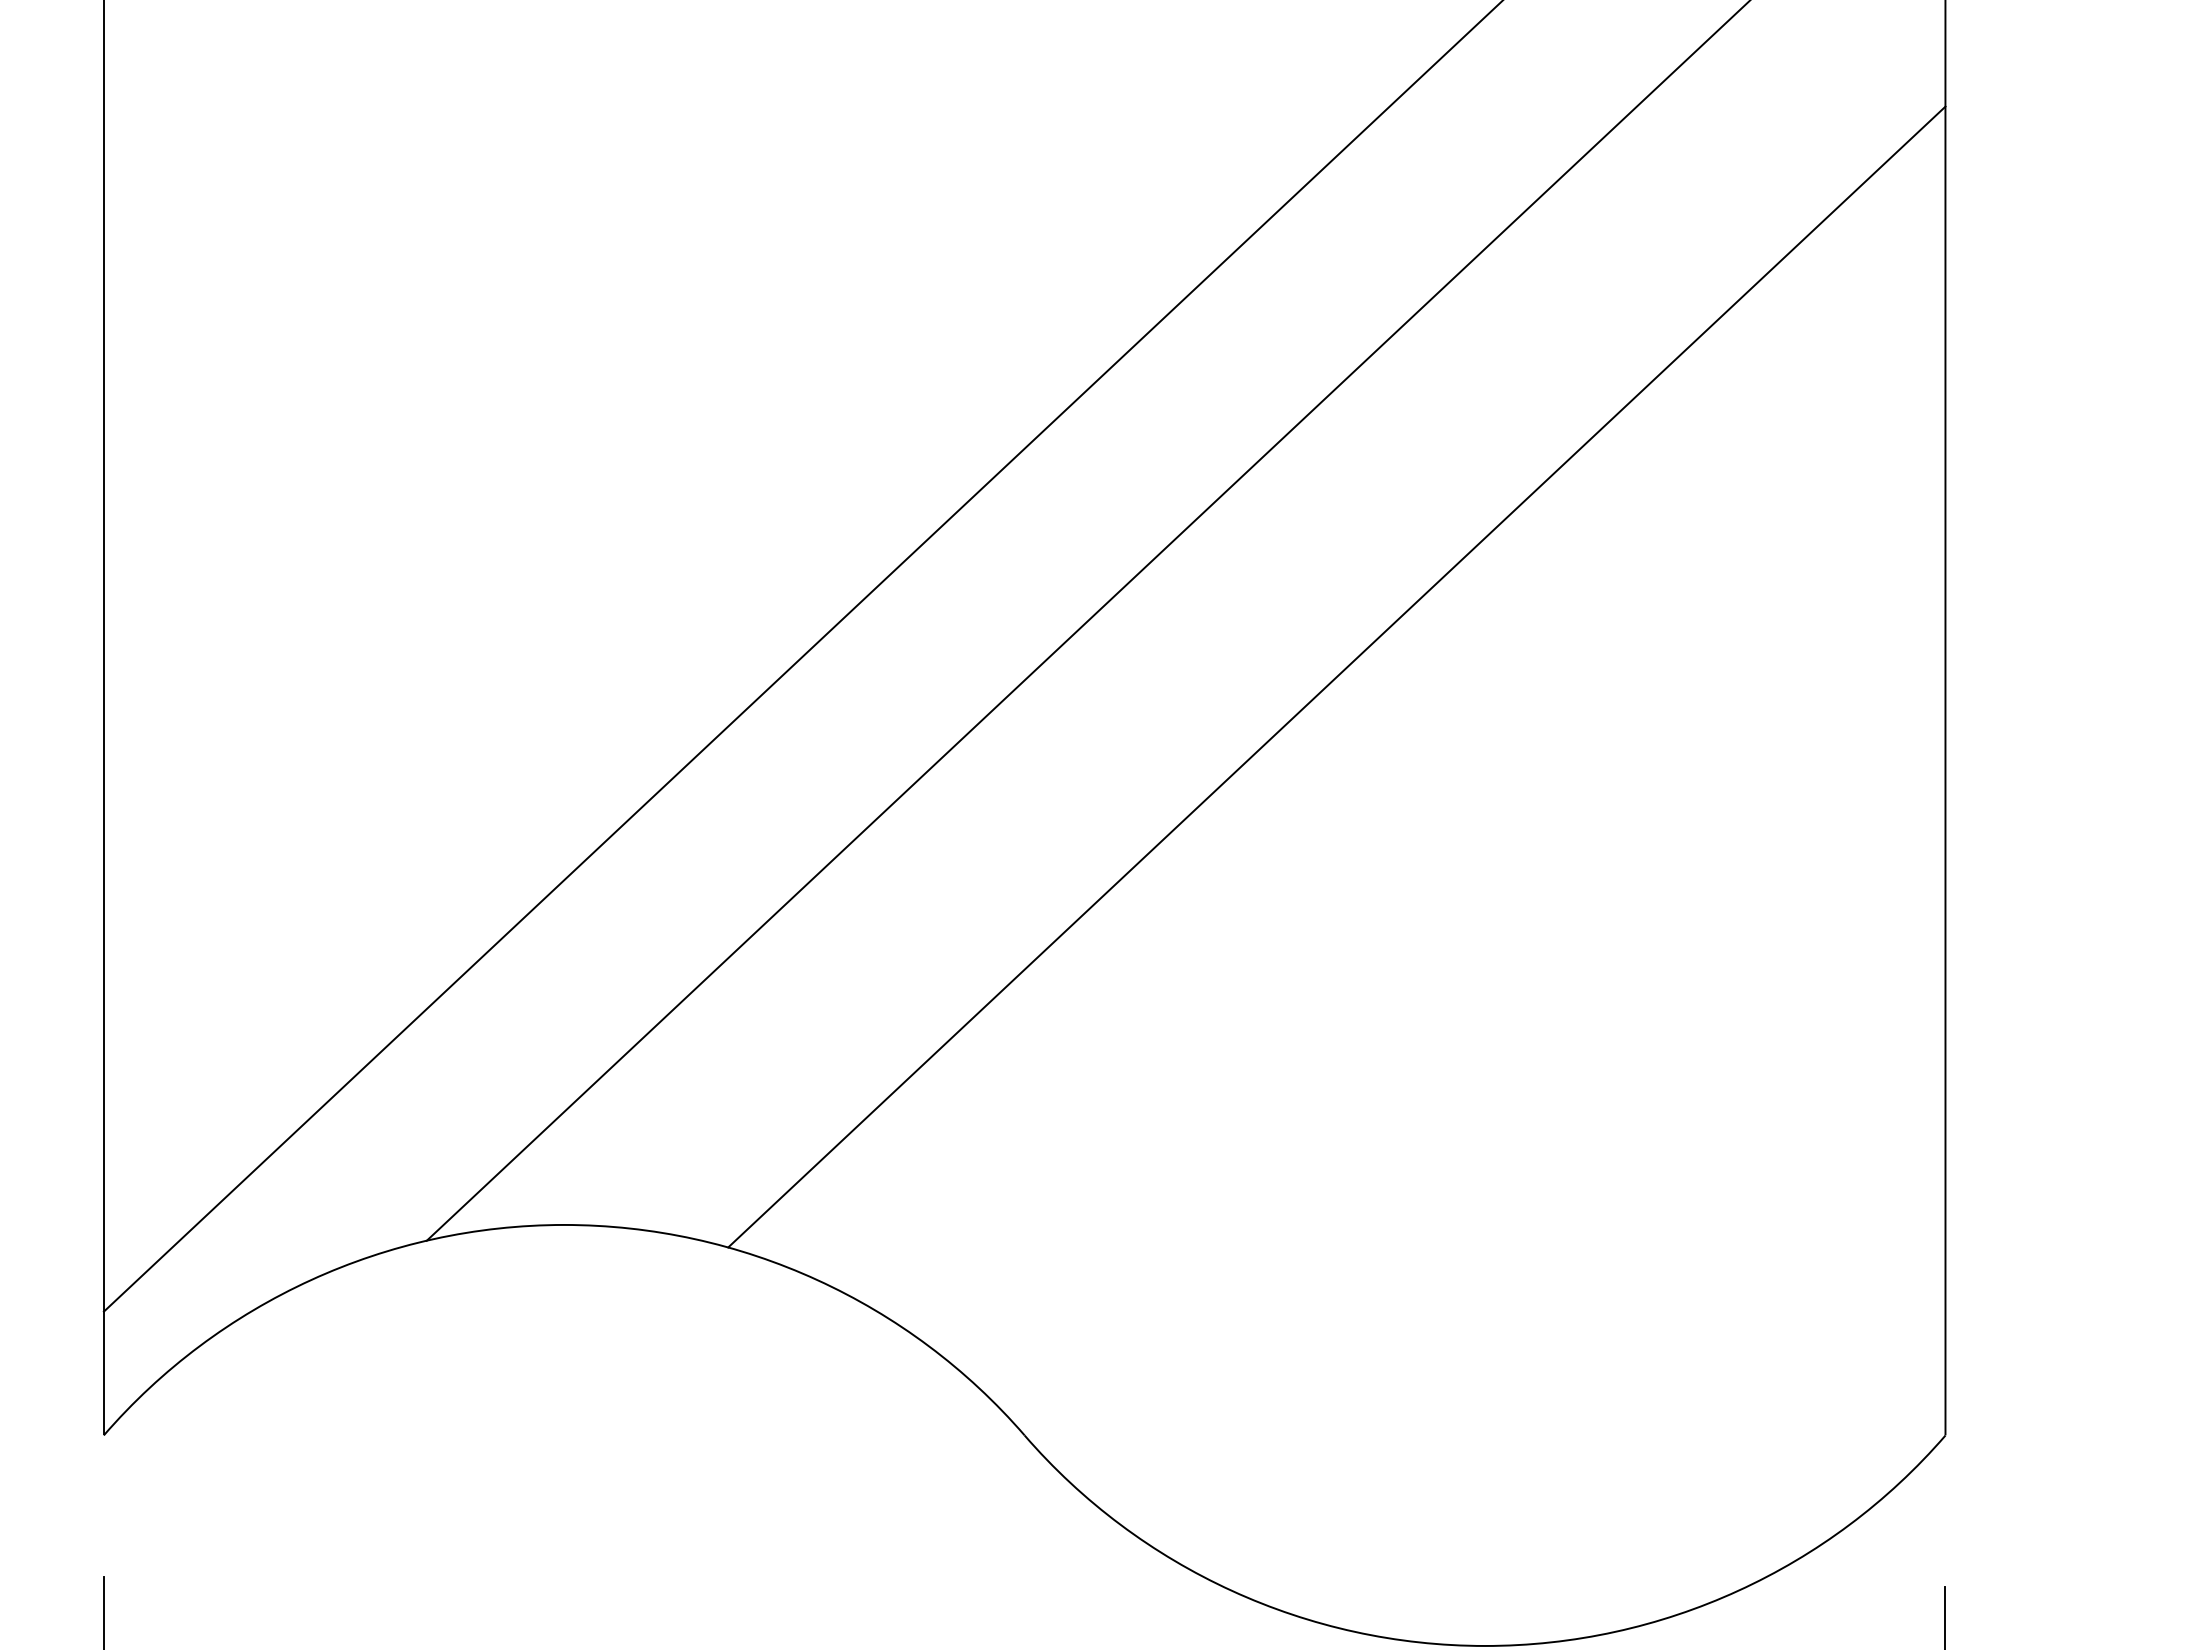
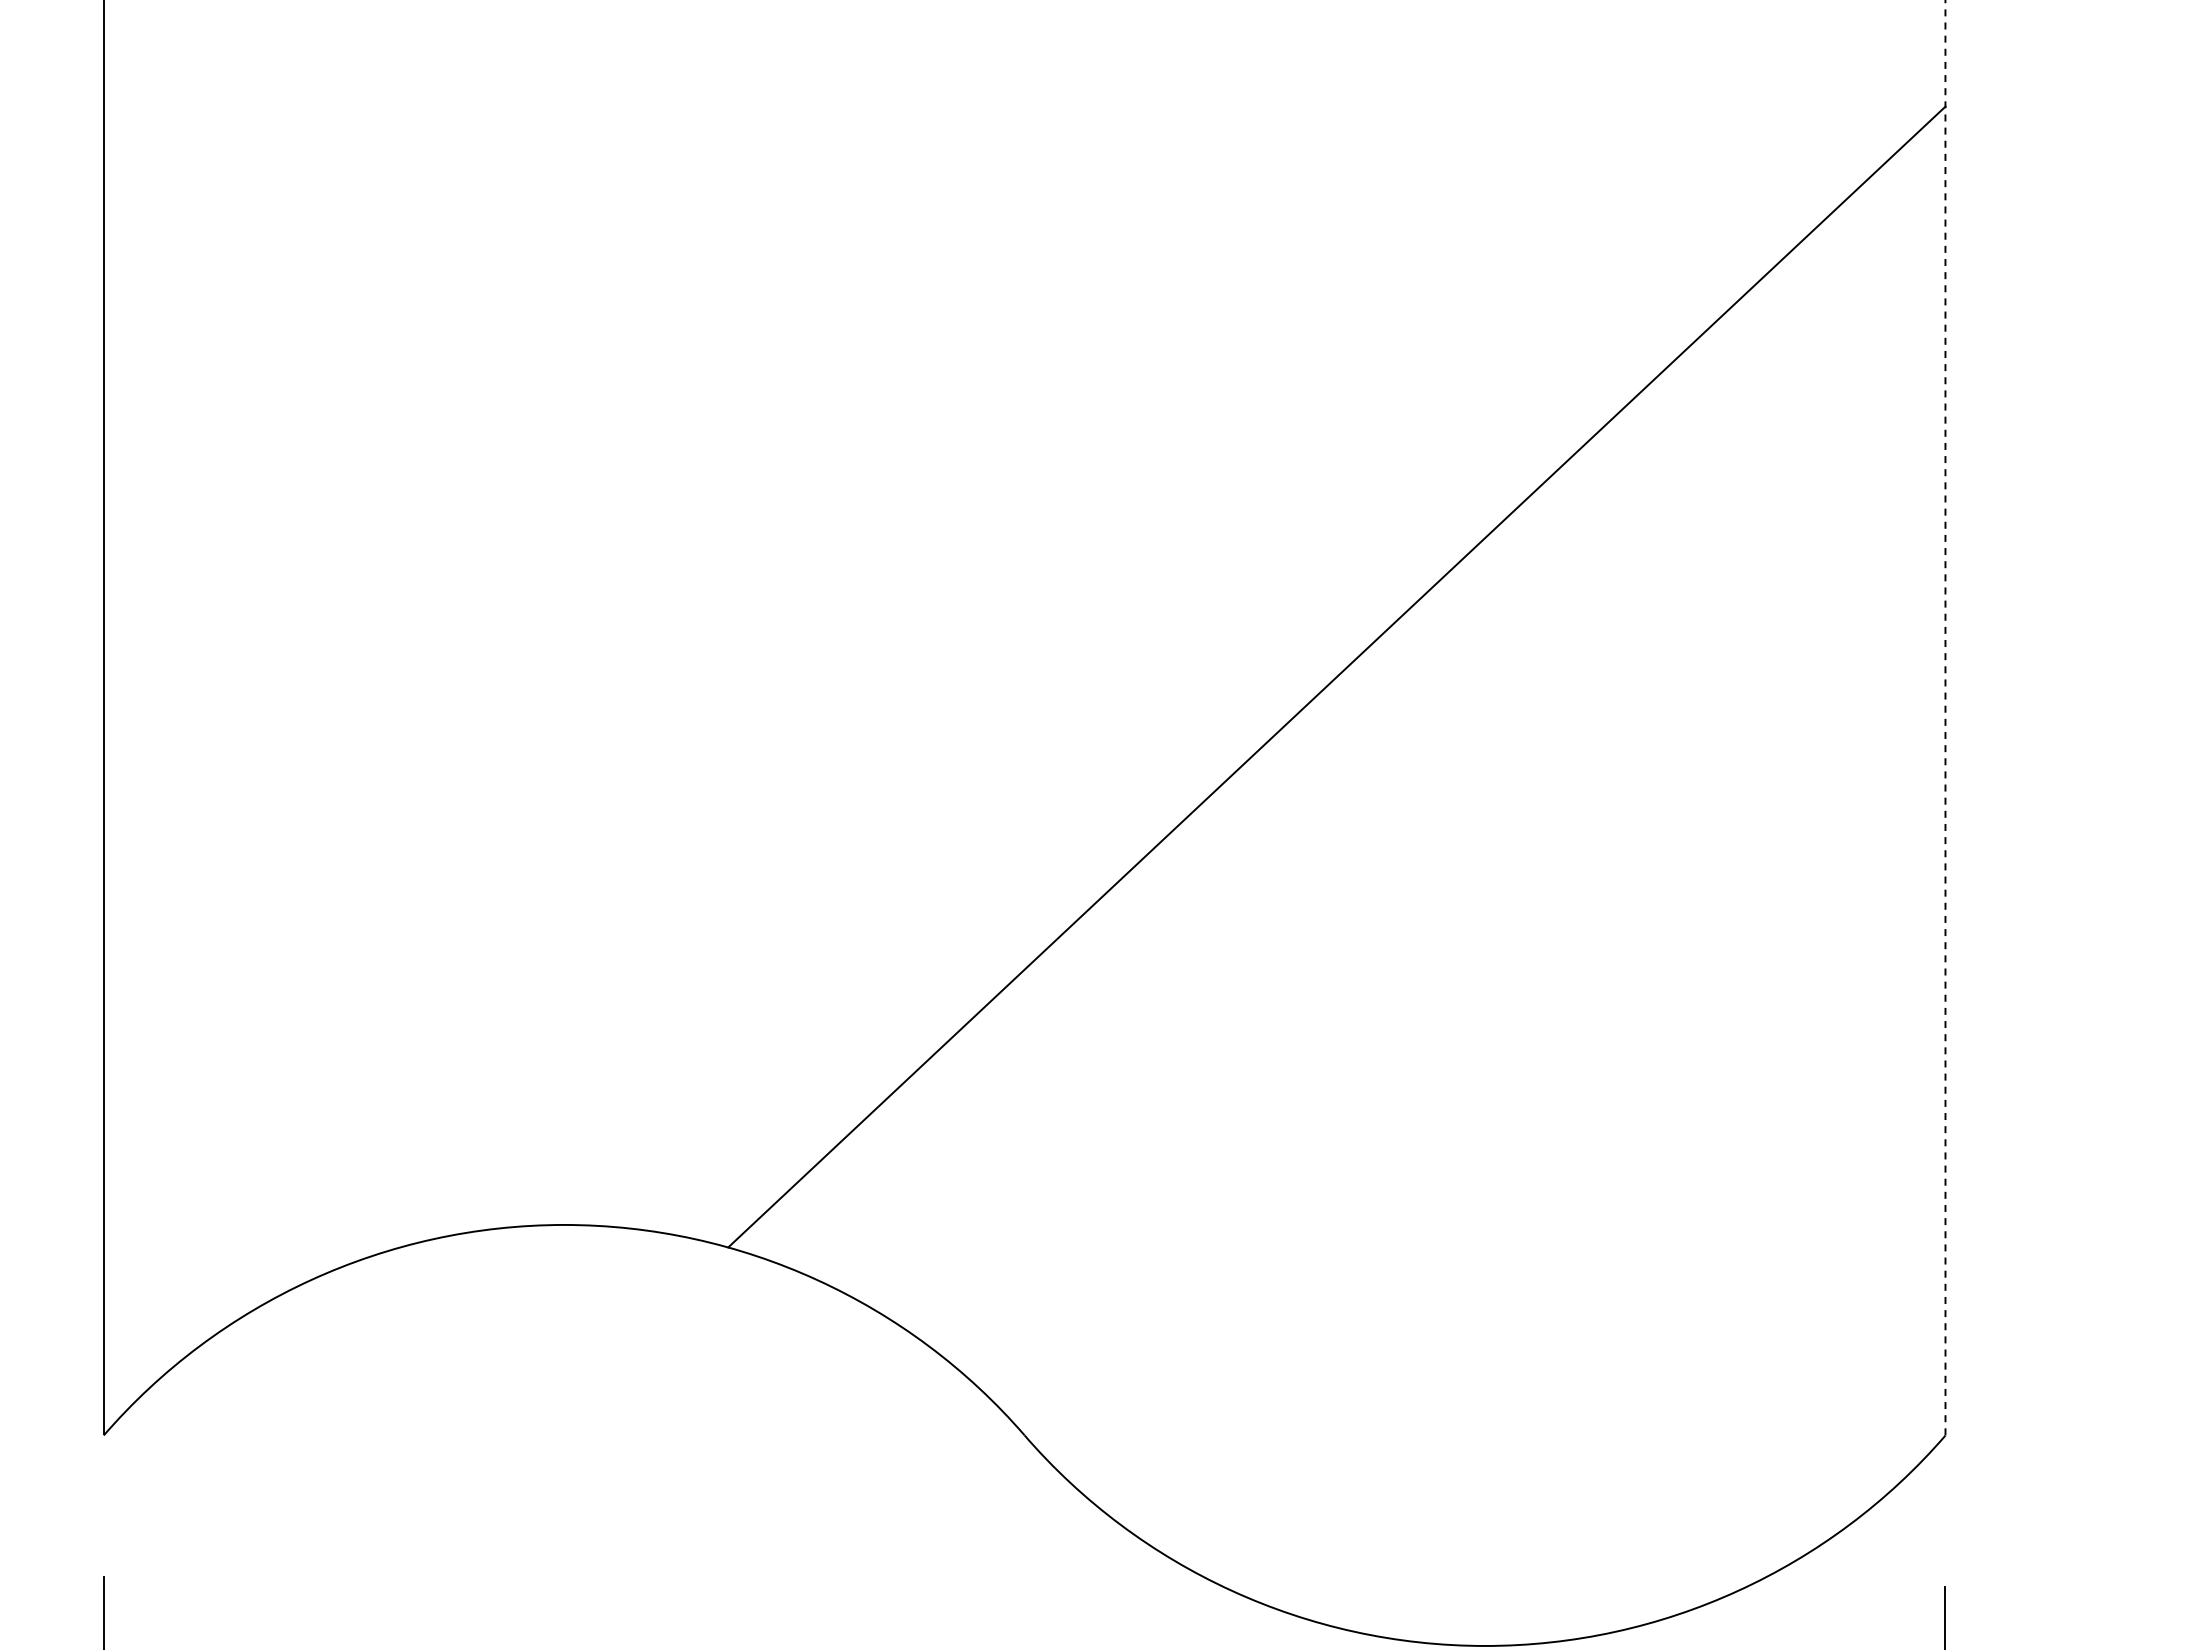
line: present -> none (1087, 621)
line: present -> none (801, 656)
line: solid -> dashed (1945, 717)
